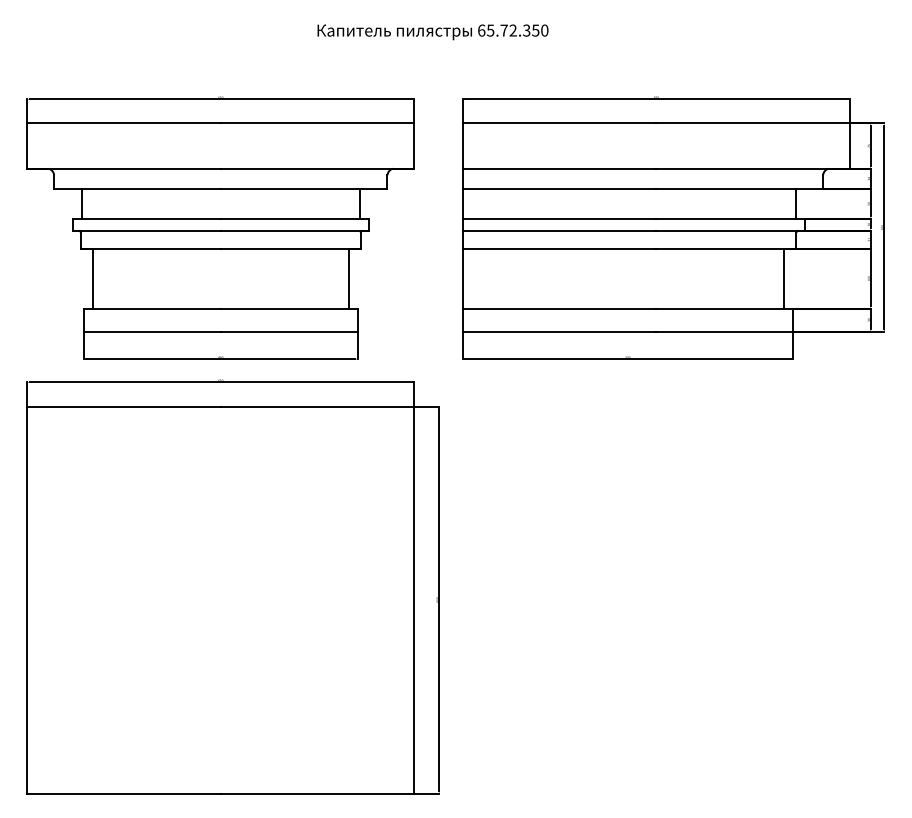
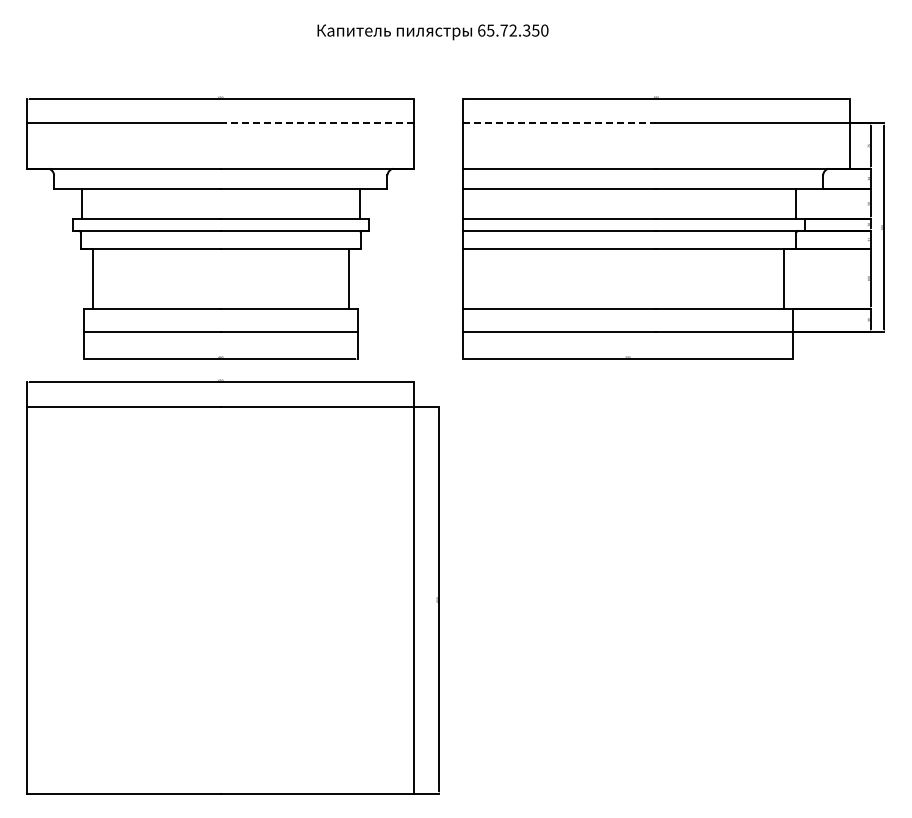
line: solid -> dashed (317, 123)
line: solid -> dashed (559, 123)
